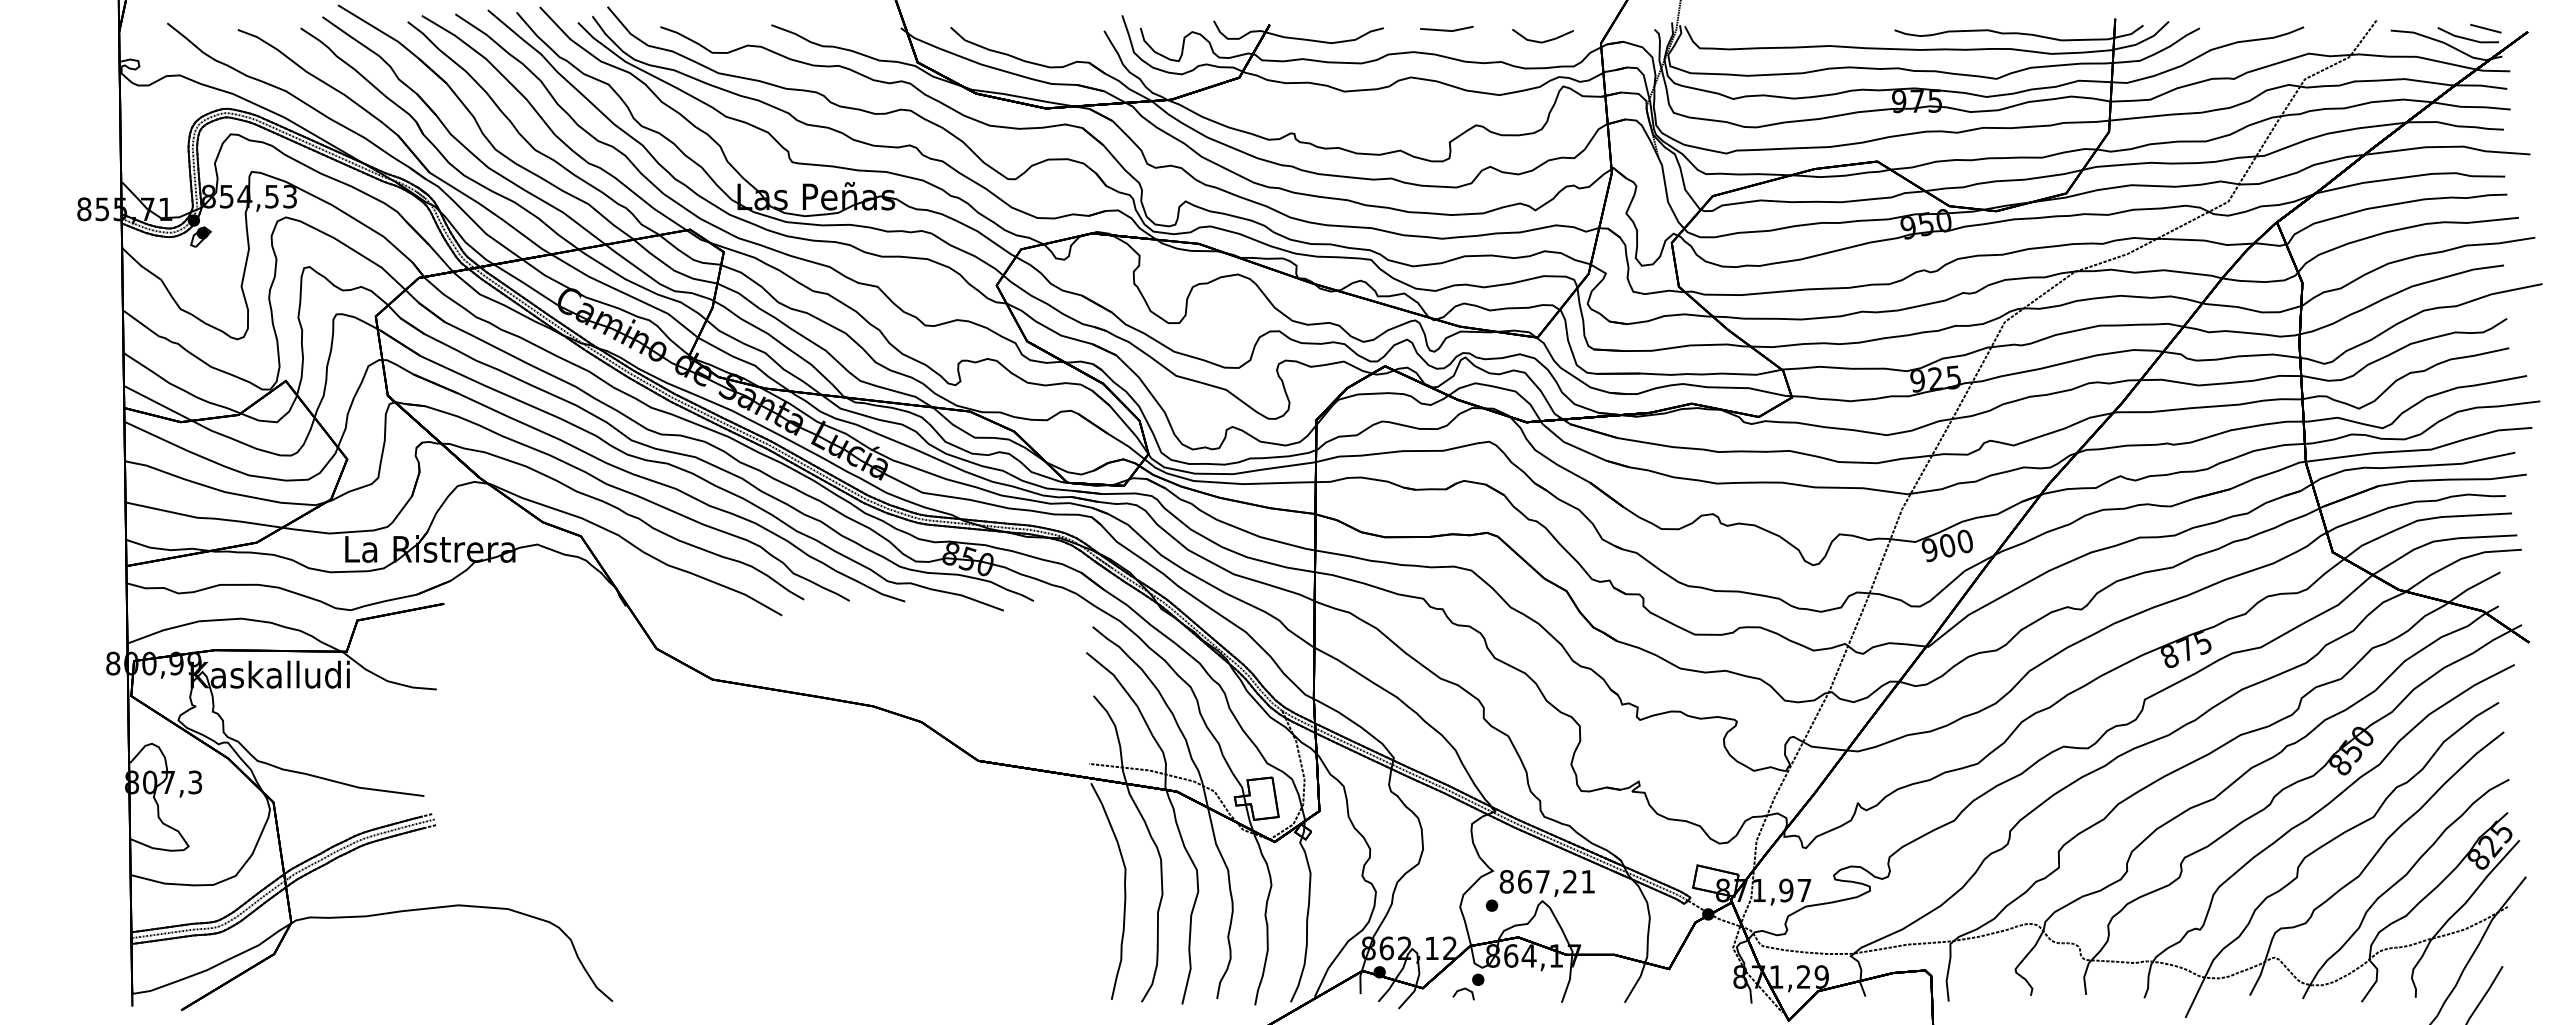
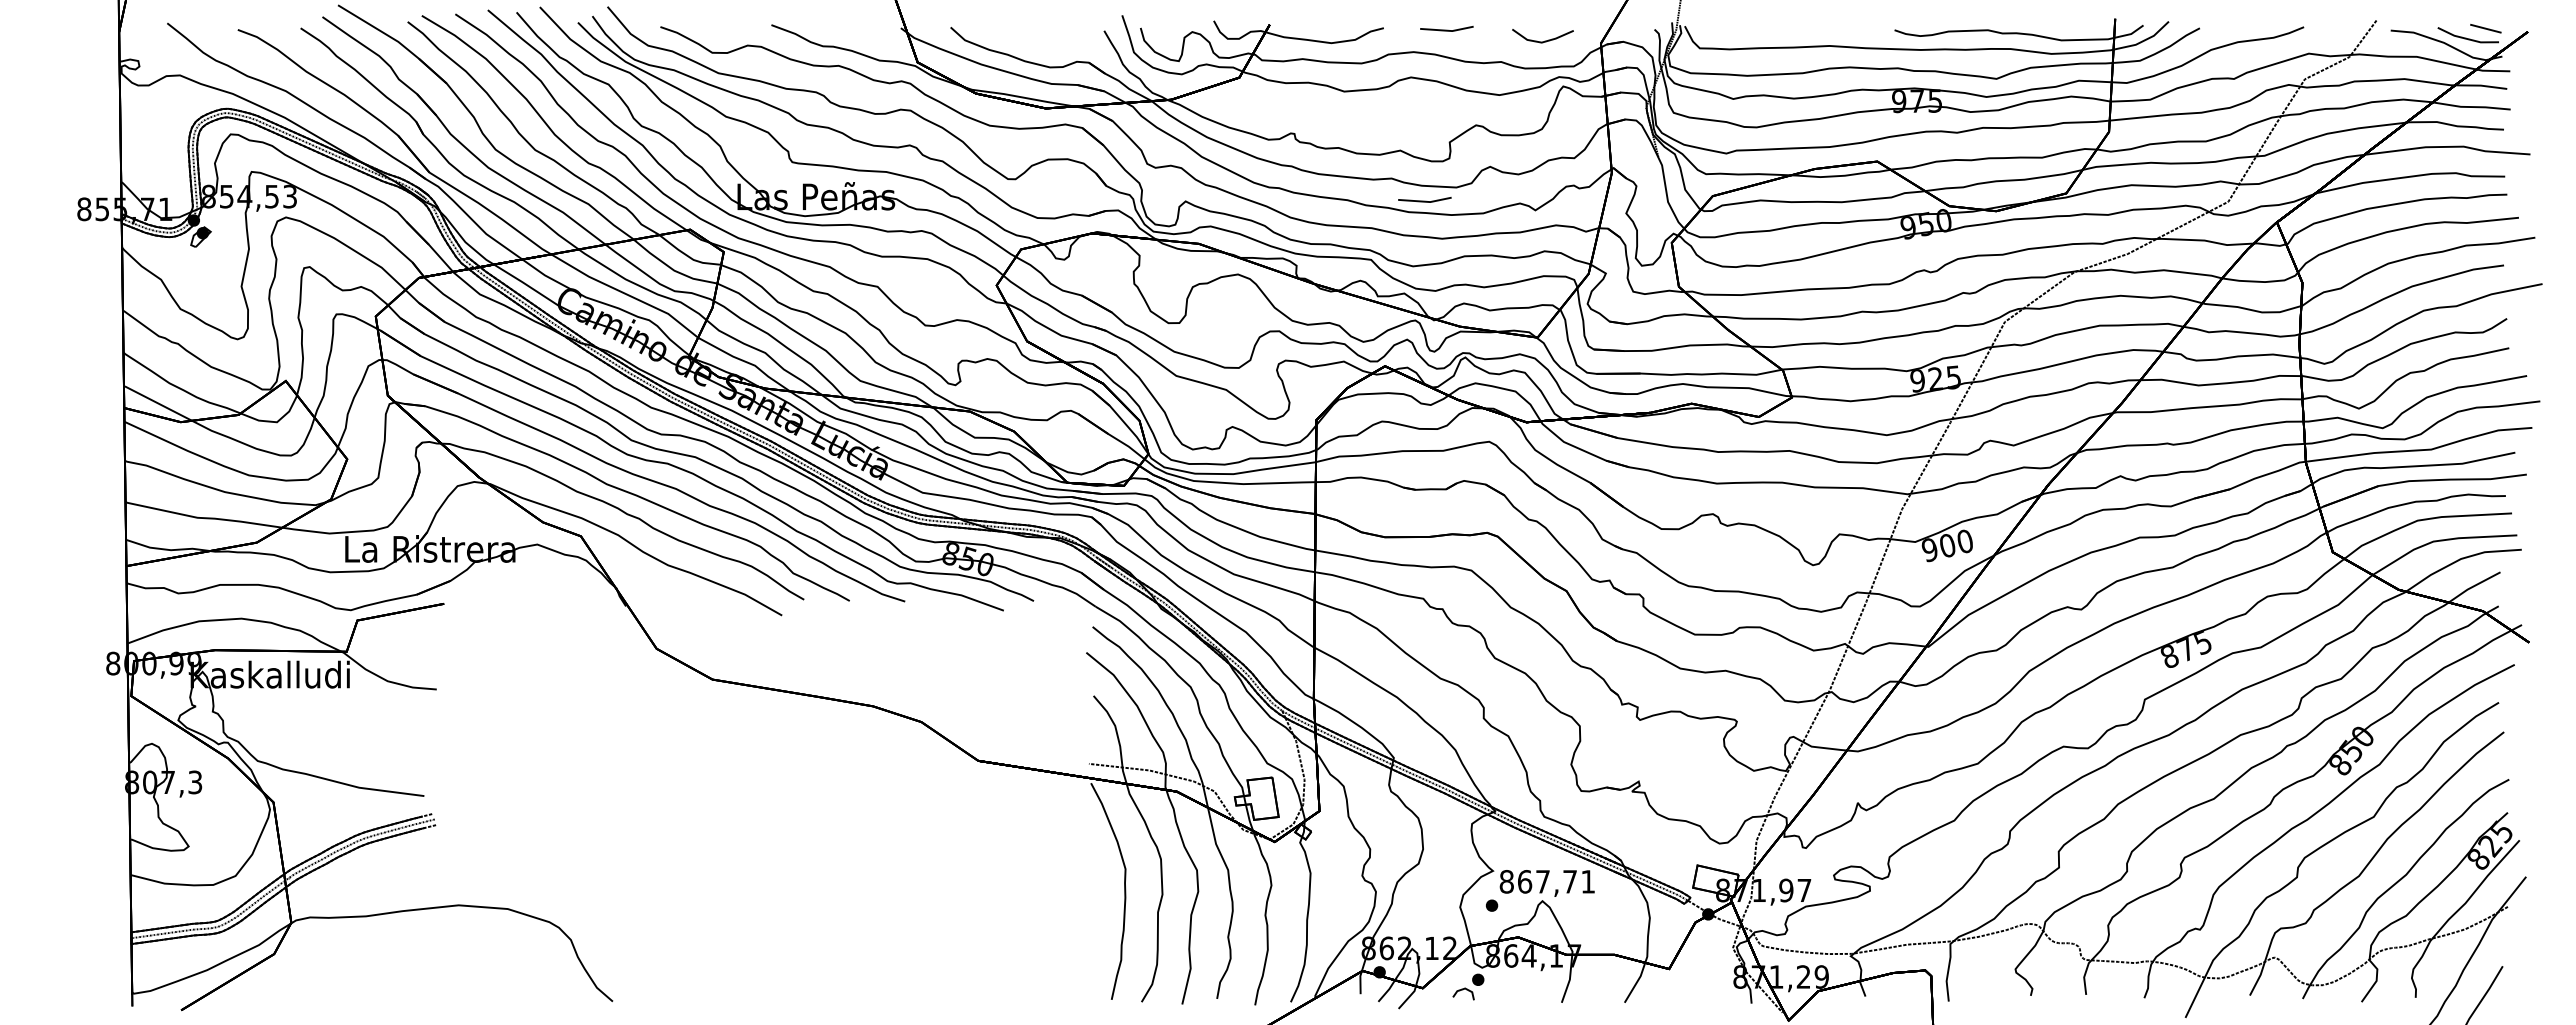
line: none -> present (1424, 200)
text: 867,21 -> 867,71 (1569, 881)
